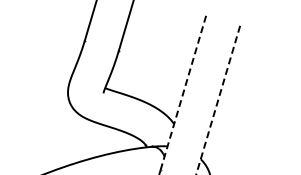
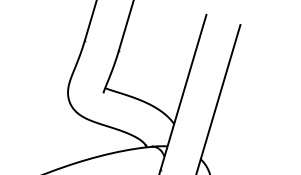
line: dashed -> solid (183, 92)
line: dashed -> solid (218, 99)
